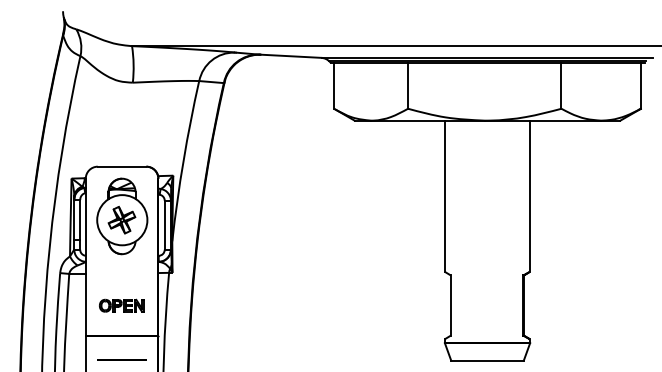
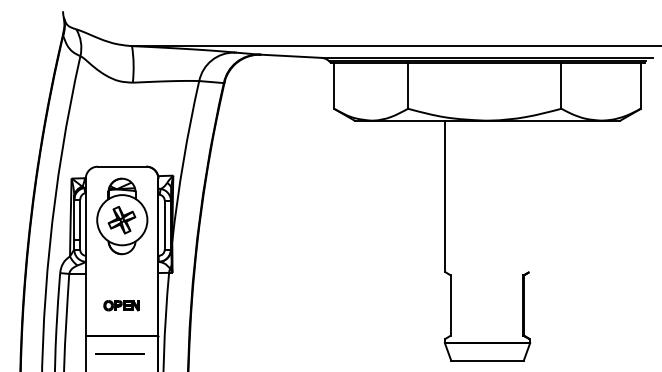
line: present -> none (530, 195)
part size: 46x15 px -> 37x12 px (121, 305)
line position: (121, 359) -> (119, 353) (119, 353)
